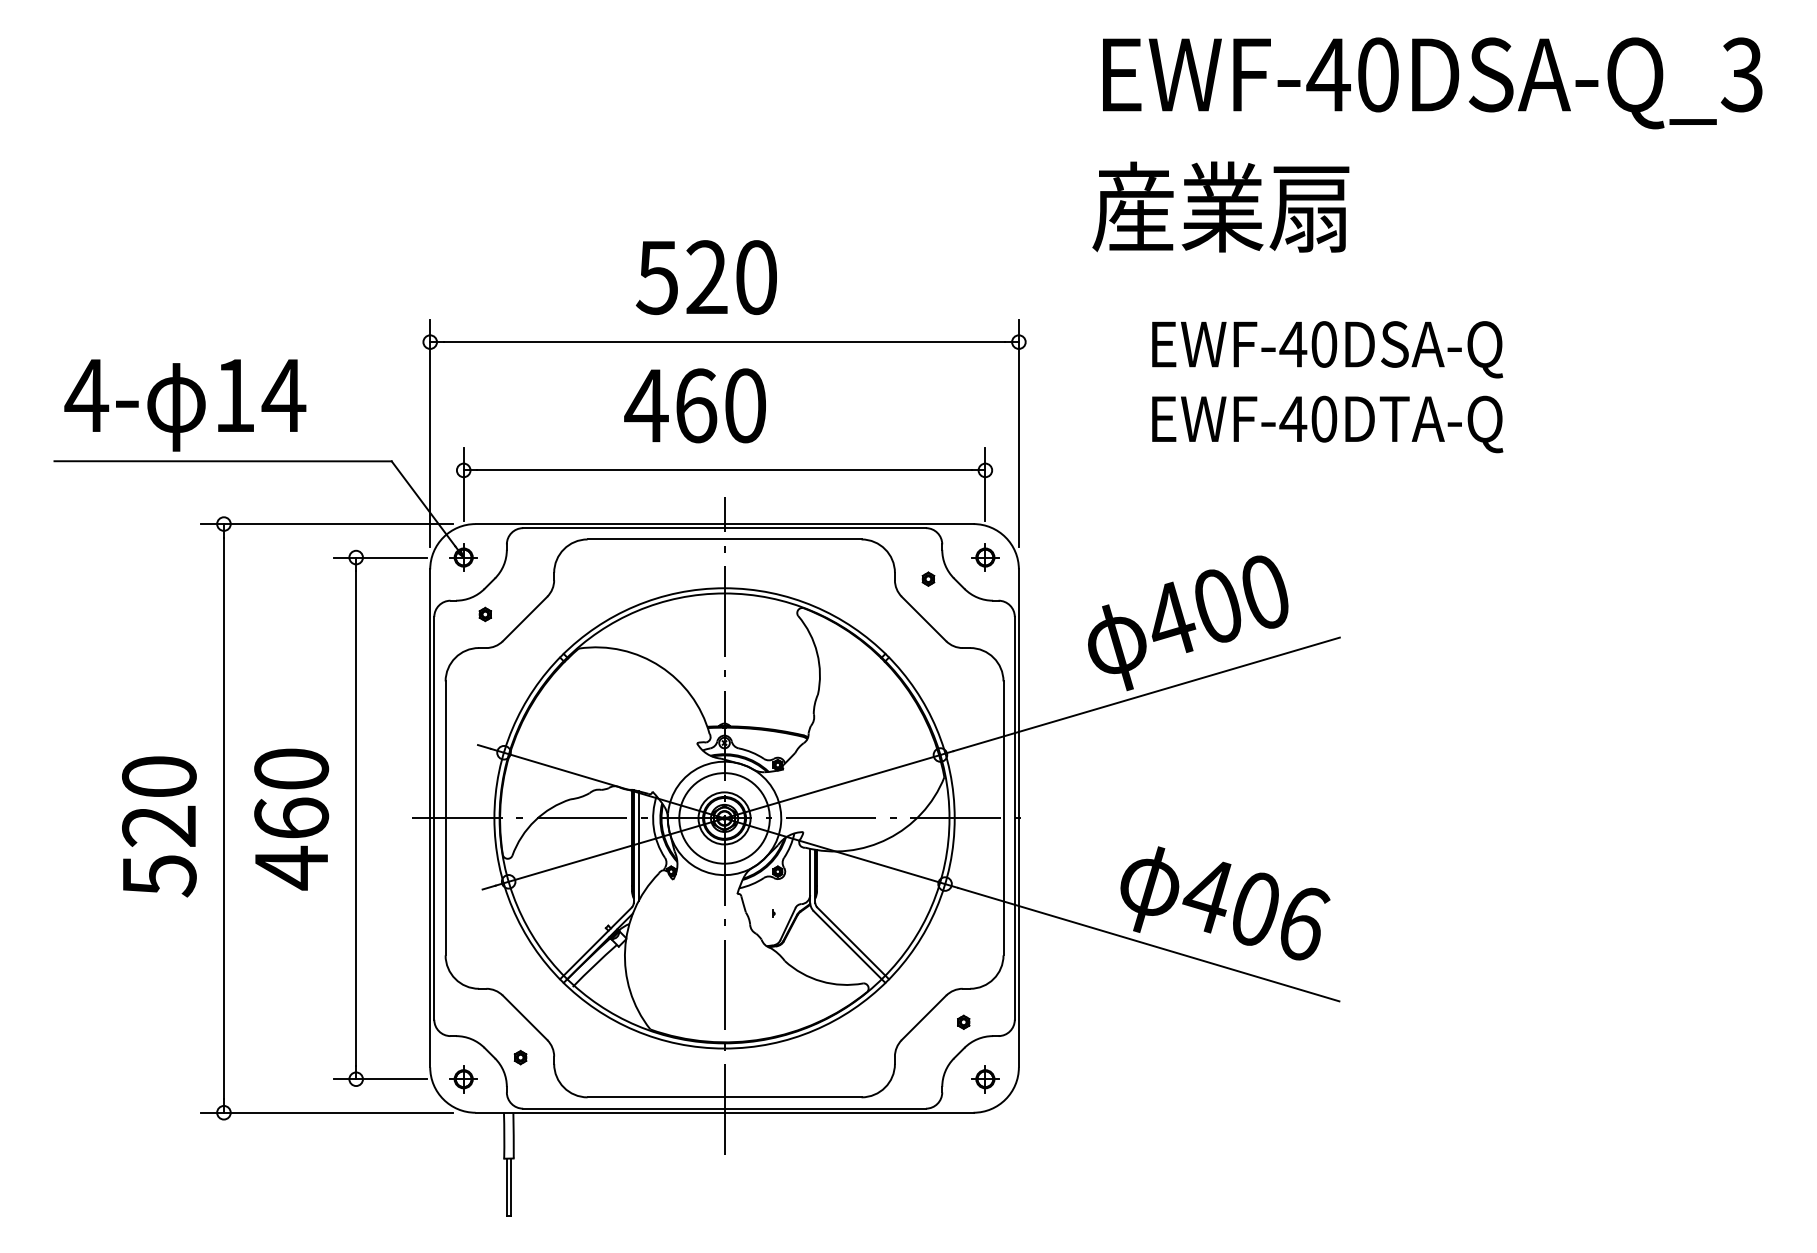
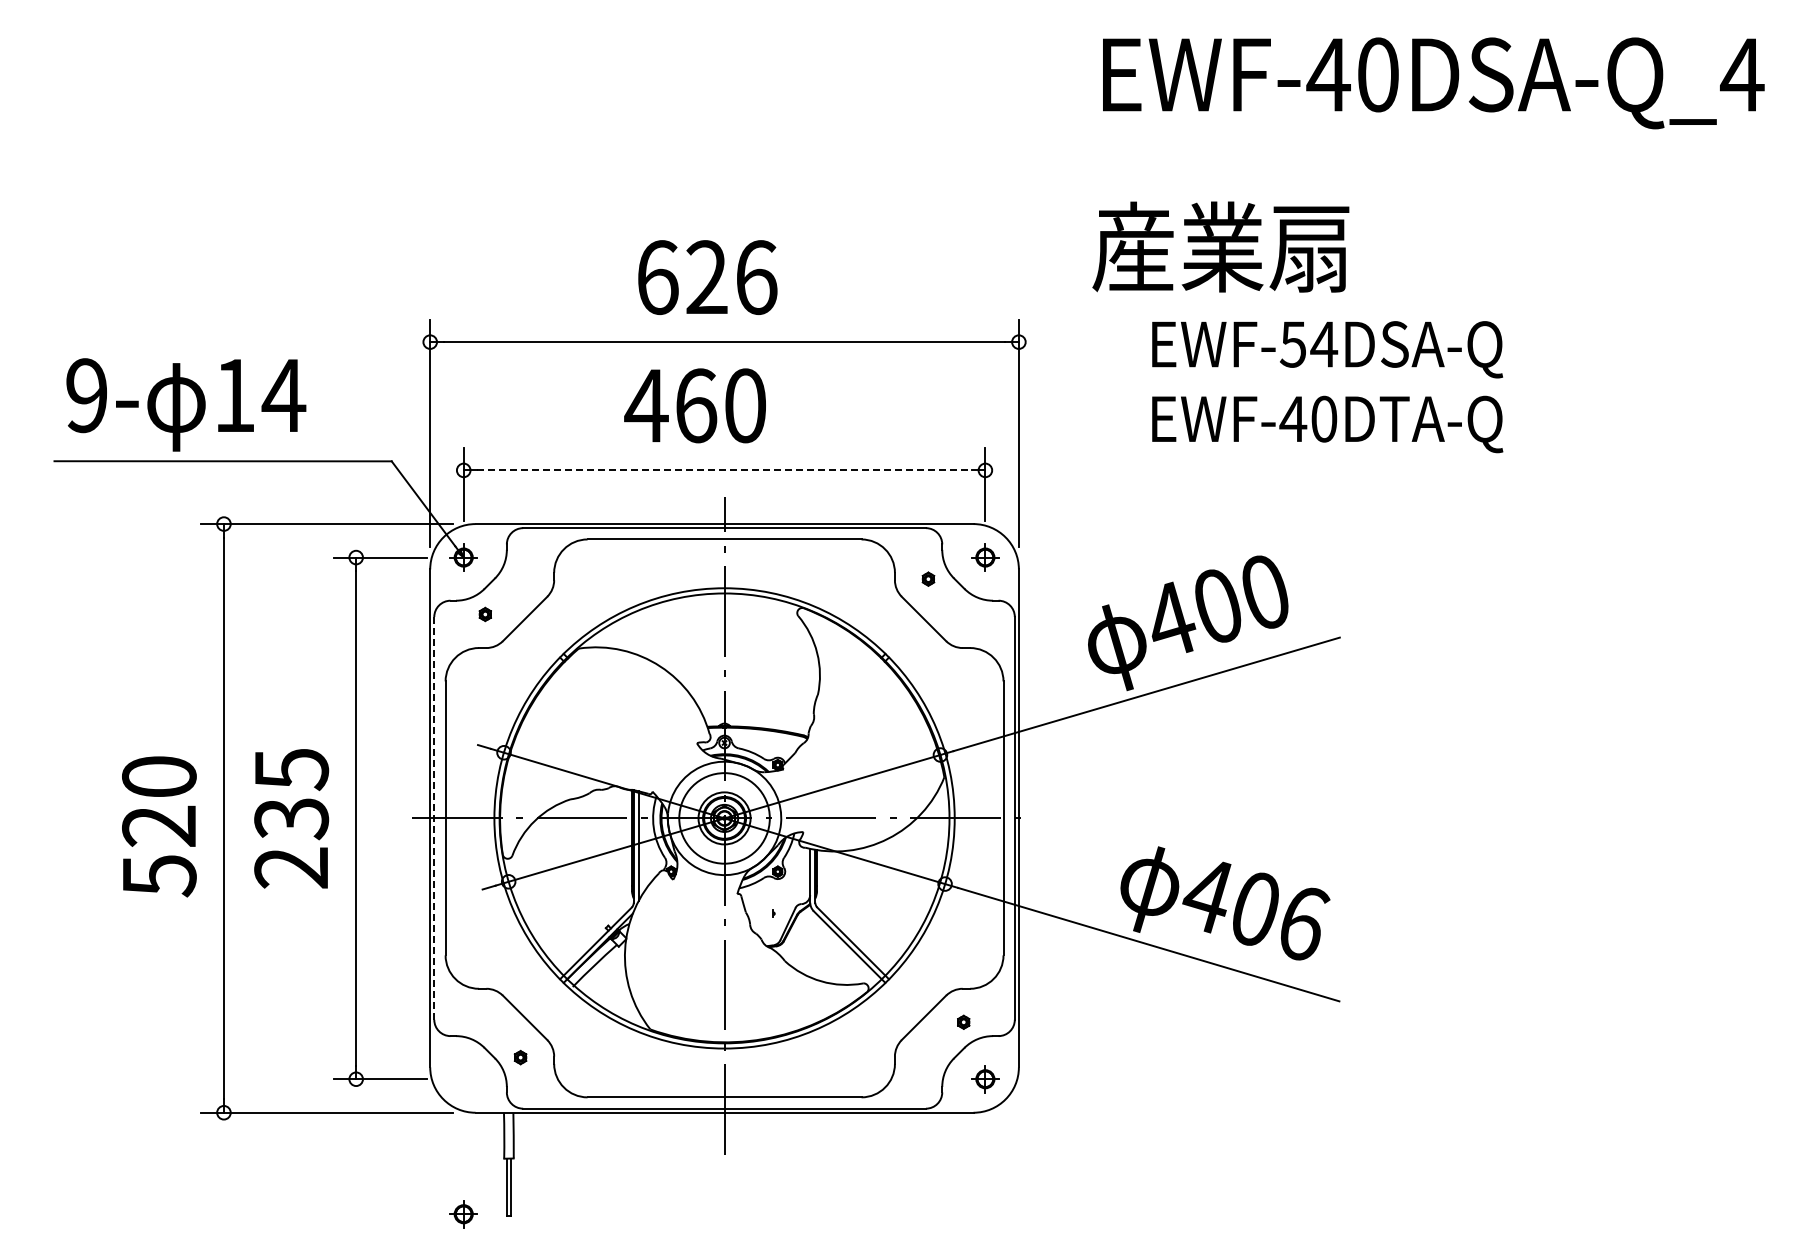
text: EWF-40DSA-Q_3 -> EWF-40DSA-Q_4 (1741, 74)
text position: (1220, 206) -> (1220, 246) (1220, 246)
text: 520 -> 626 (706, 277)
text: EWF-40DSA-Q -> EWF-54DSA-Q (1308, 344)
text: 4- -> 9- (86, 395)
line: solid -> dashed (725, 470)
line: solid -> dashed (434, 818)
text: 460 -> 235 (291, 819)
part position: (463, 1079) -> (463, 1214) (463, 1214)
